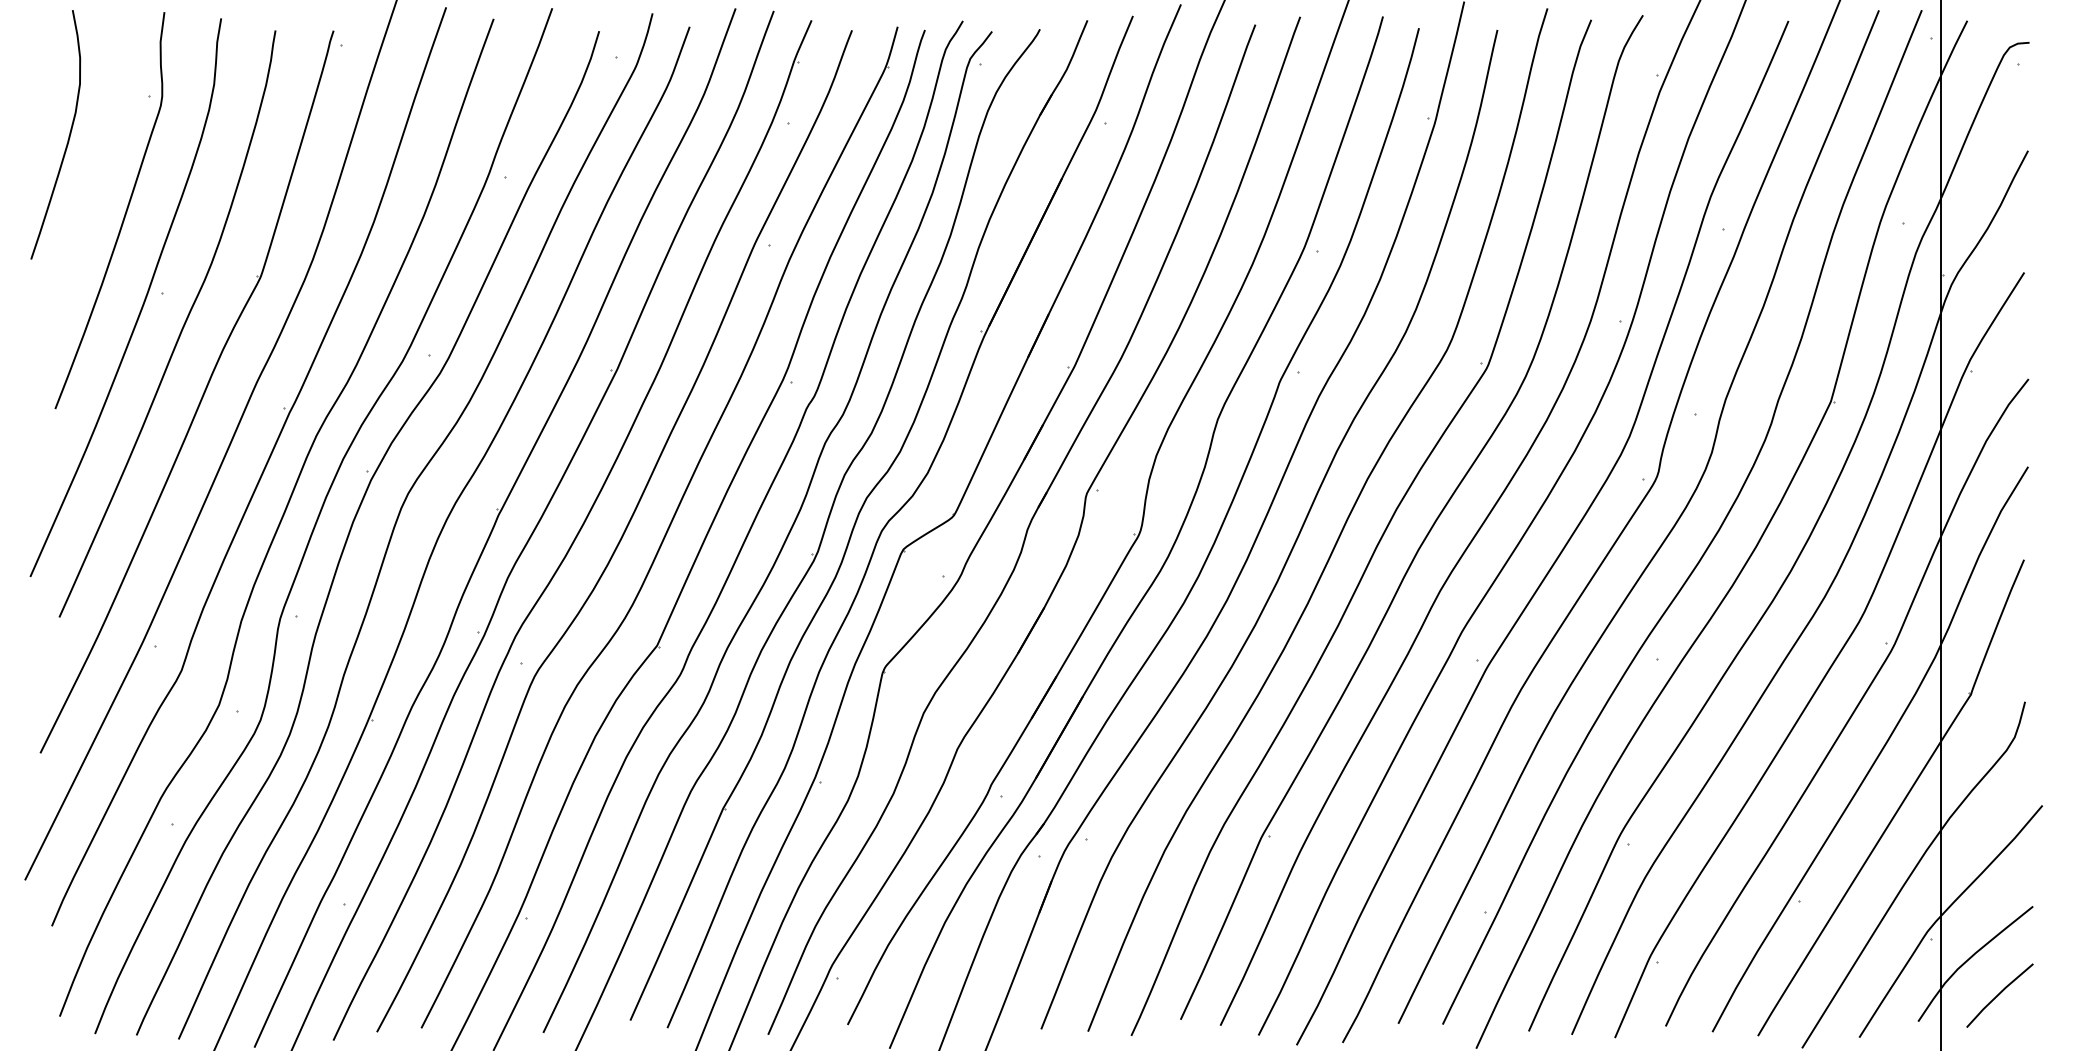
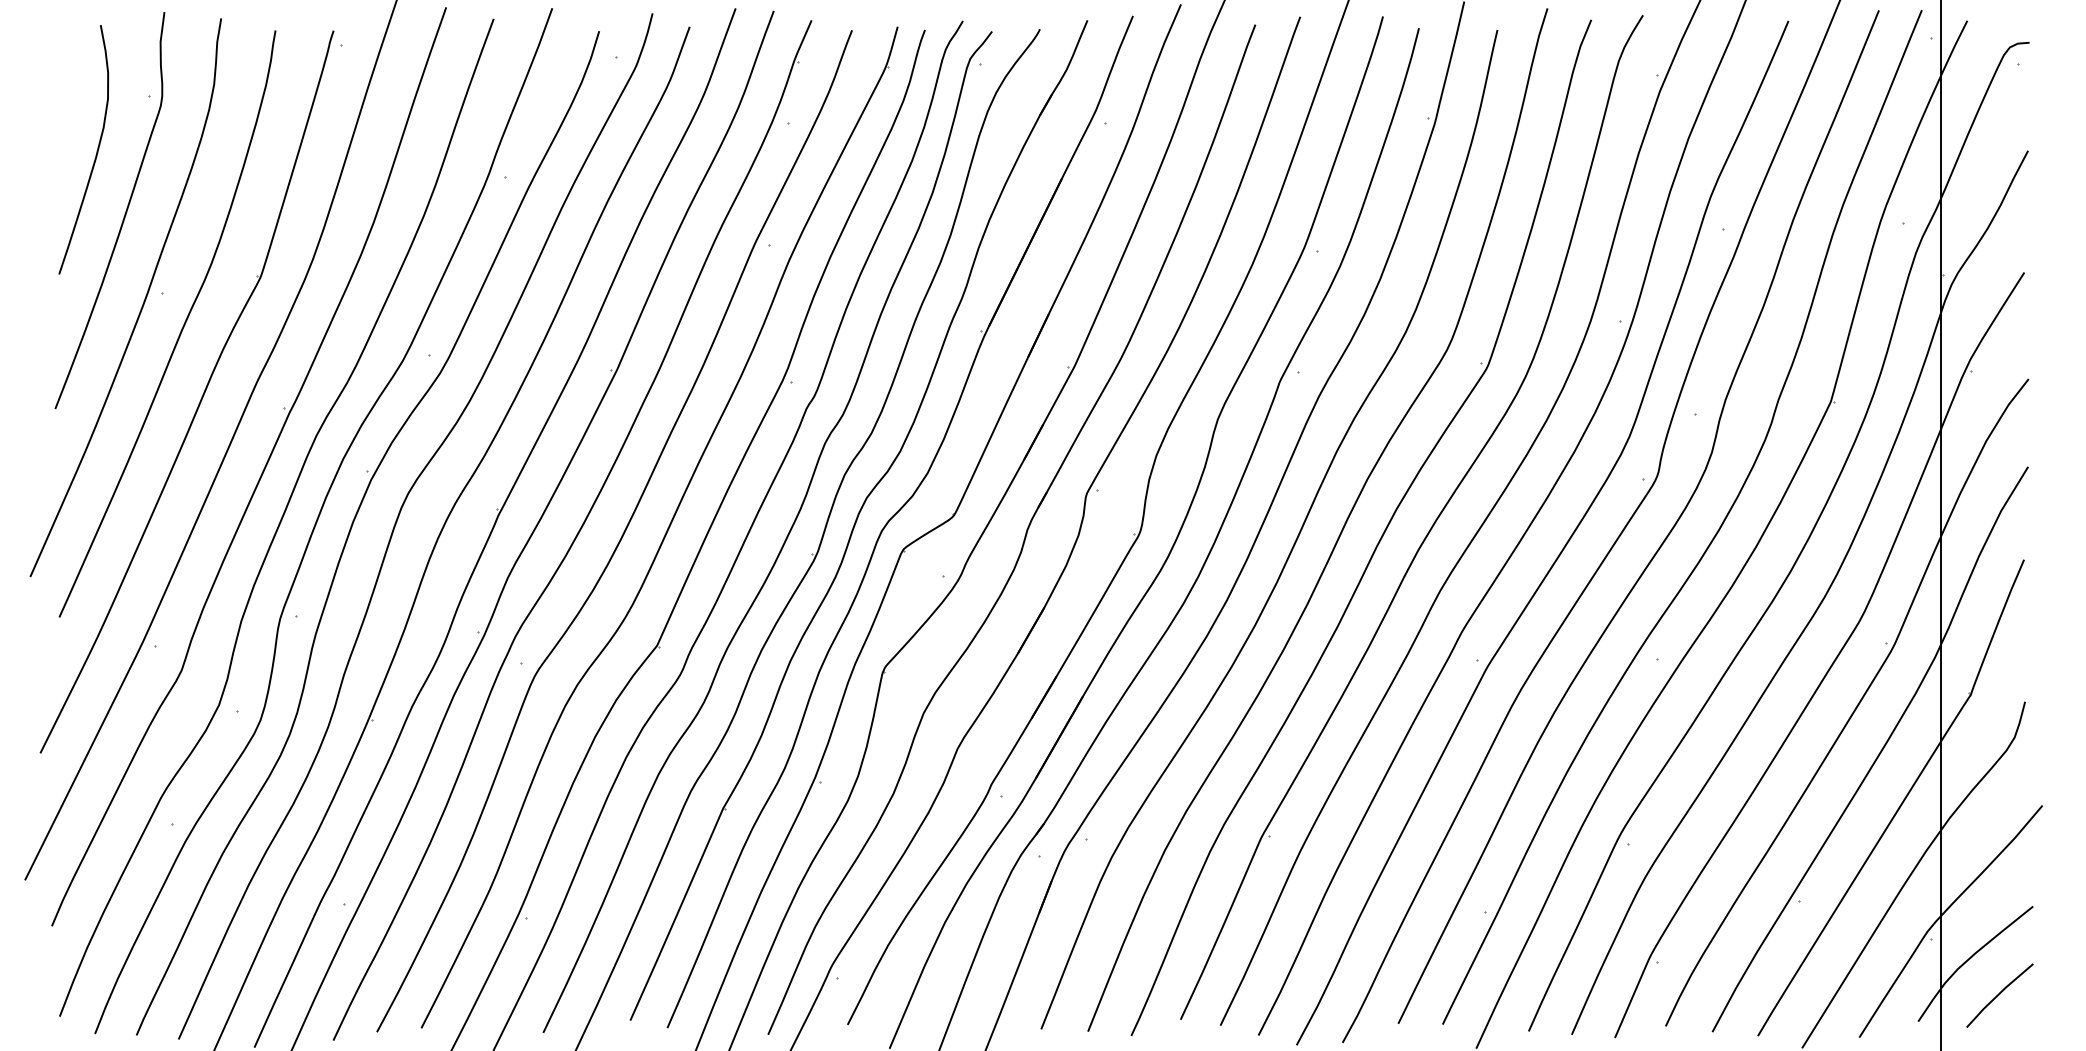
curve position: (68, 136) -> (96, 151) (96, 151)
